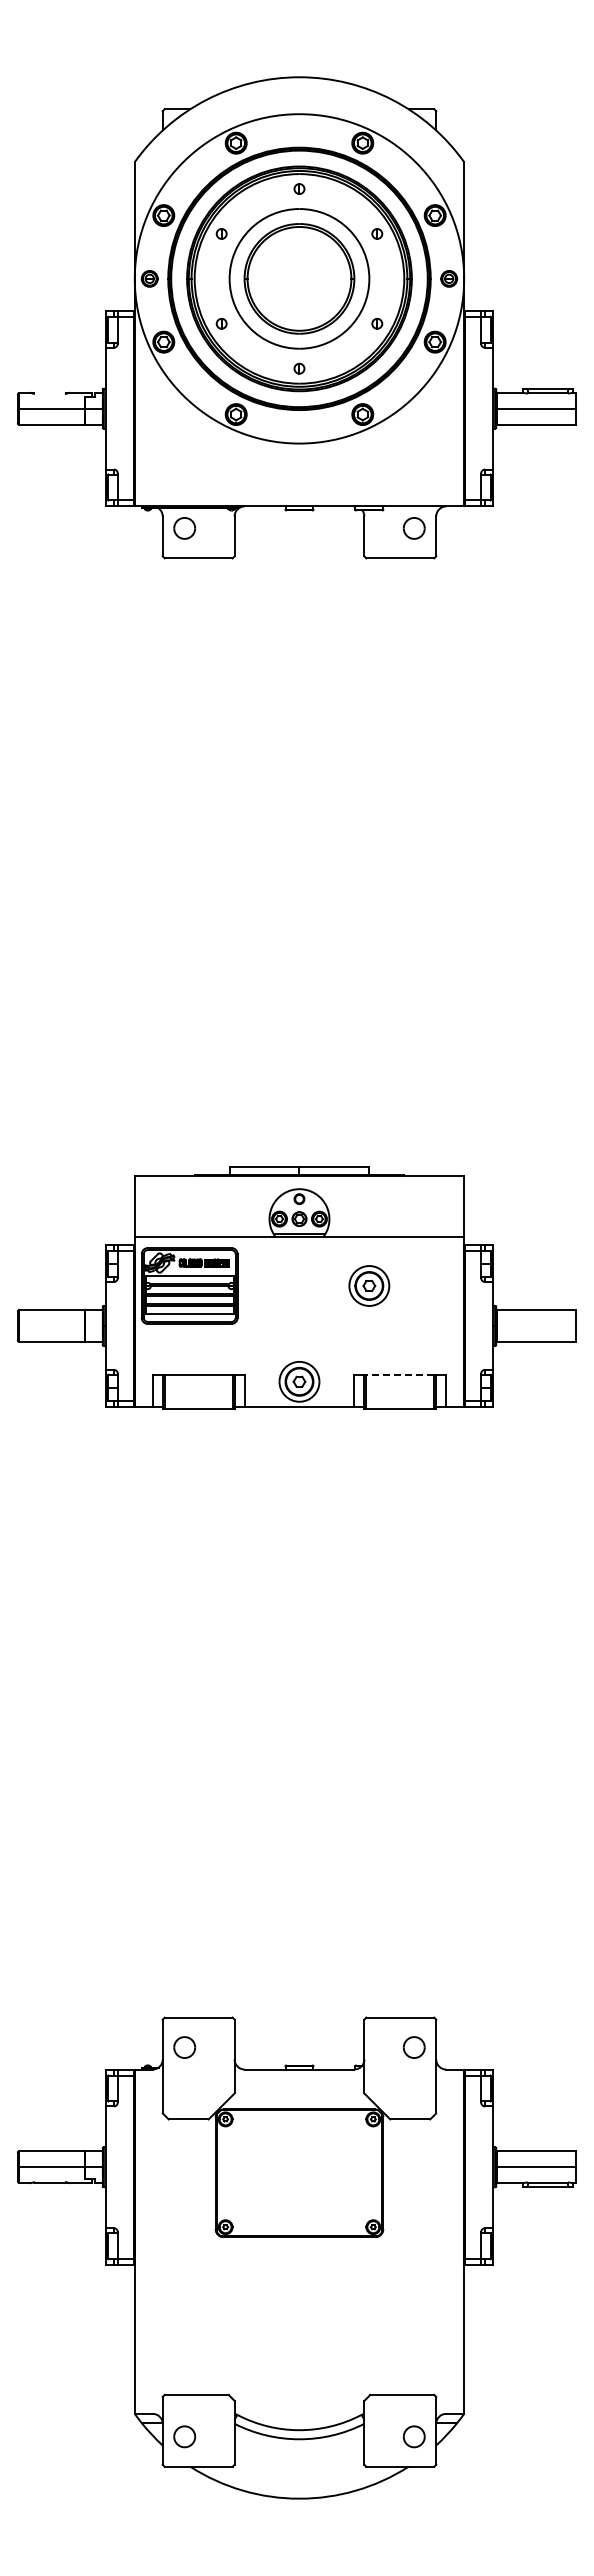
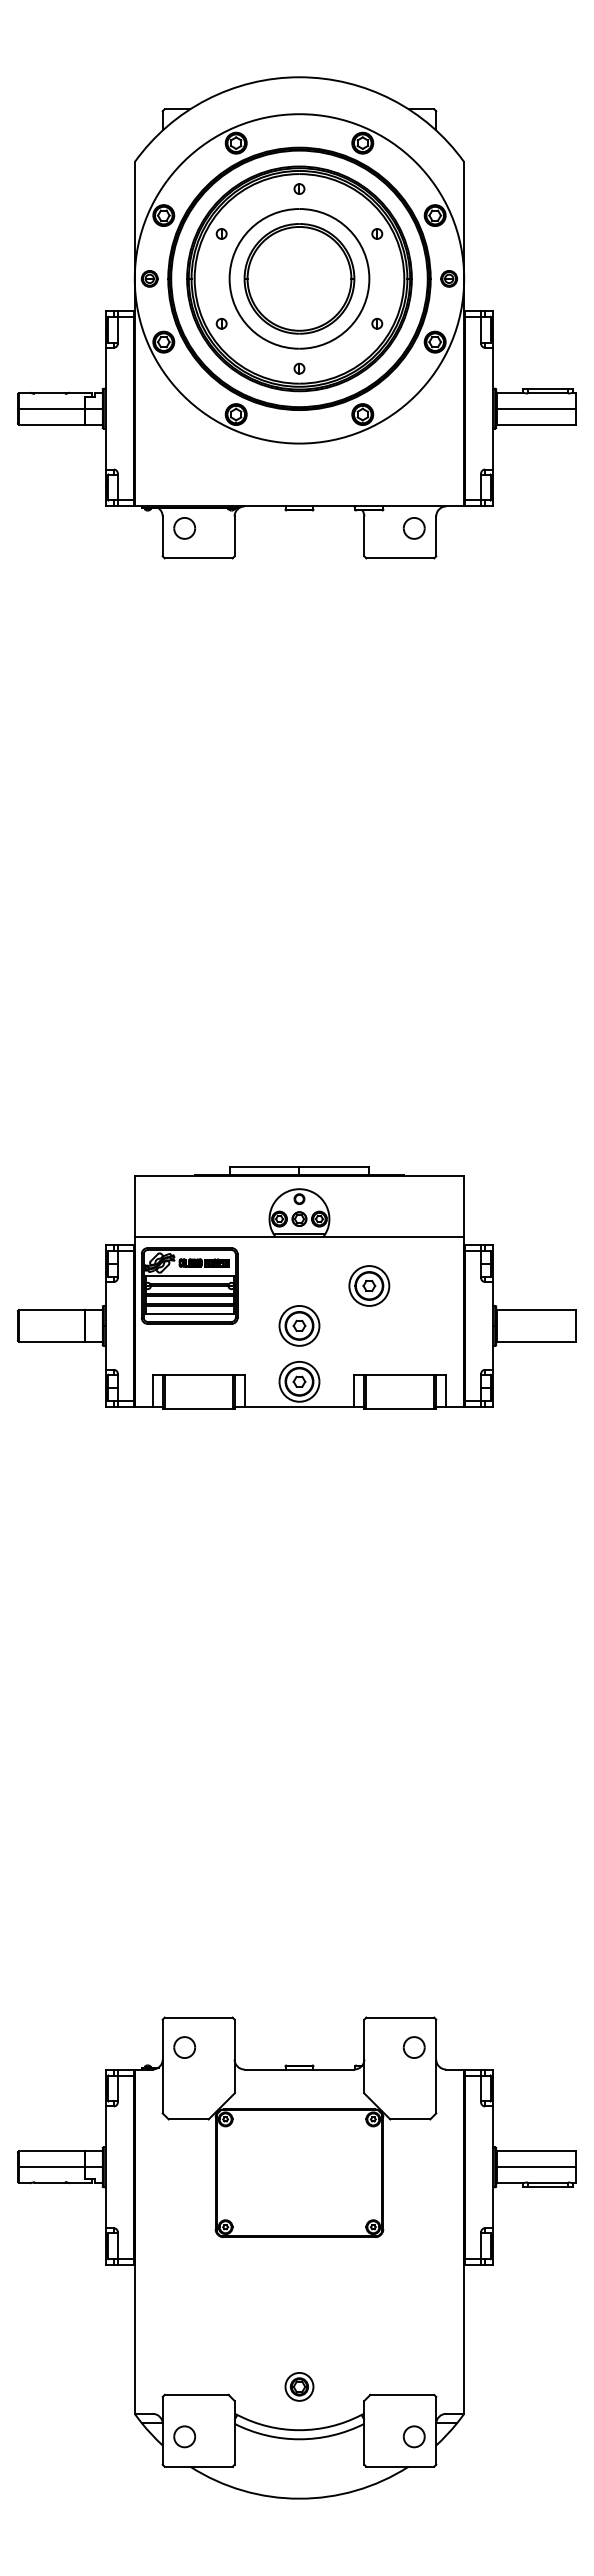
line: none -> present (49, 393)
part: none -> present (299, 1325)
line: dashed -> solid (400, 1374)
part: none -> present (299, 2386)
